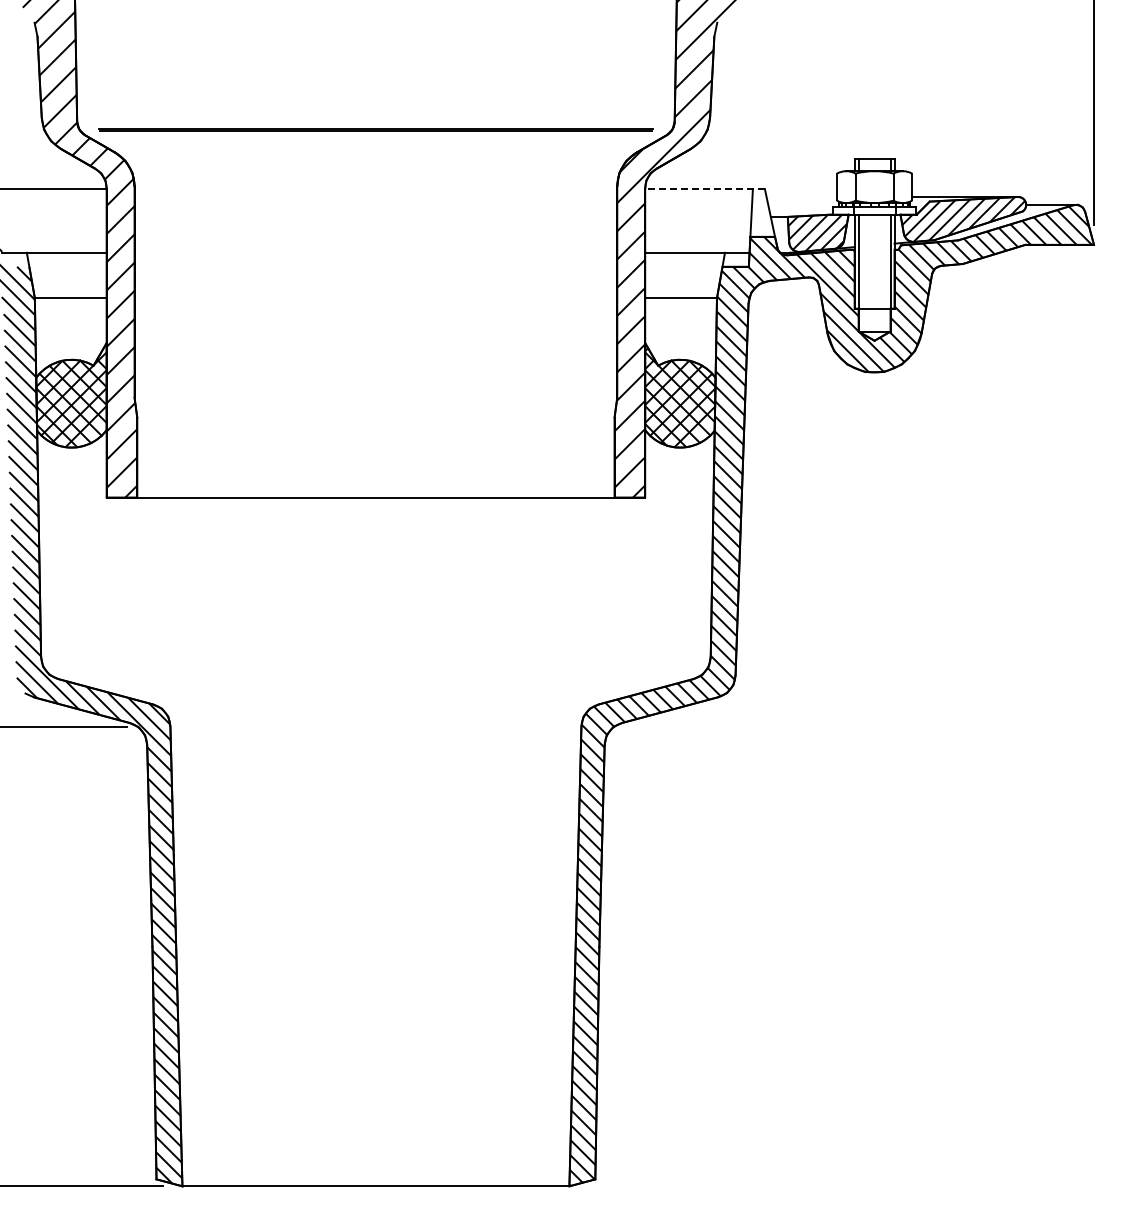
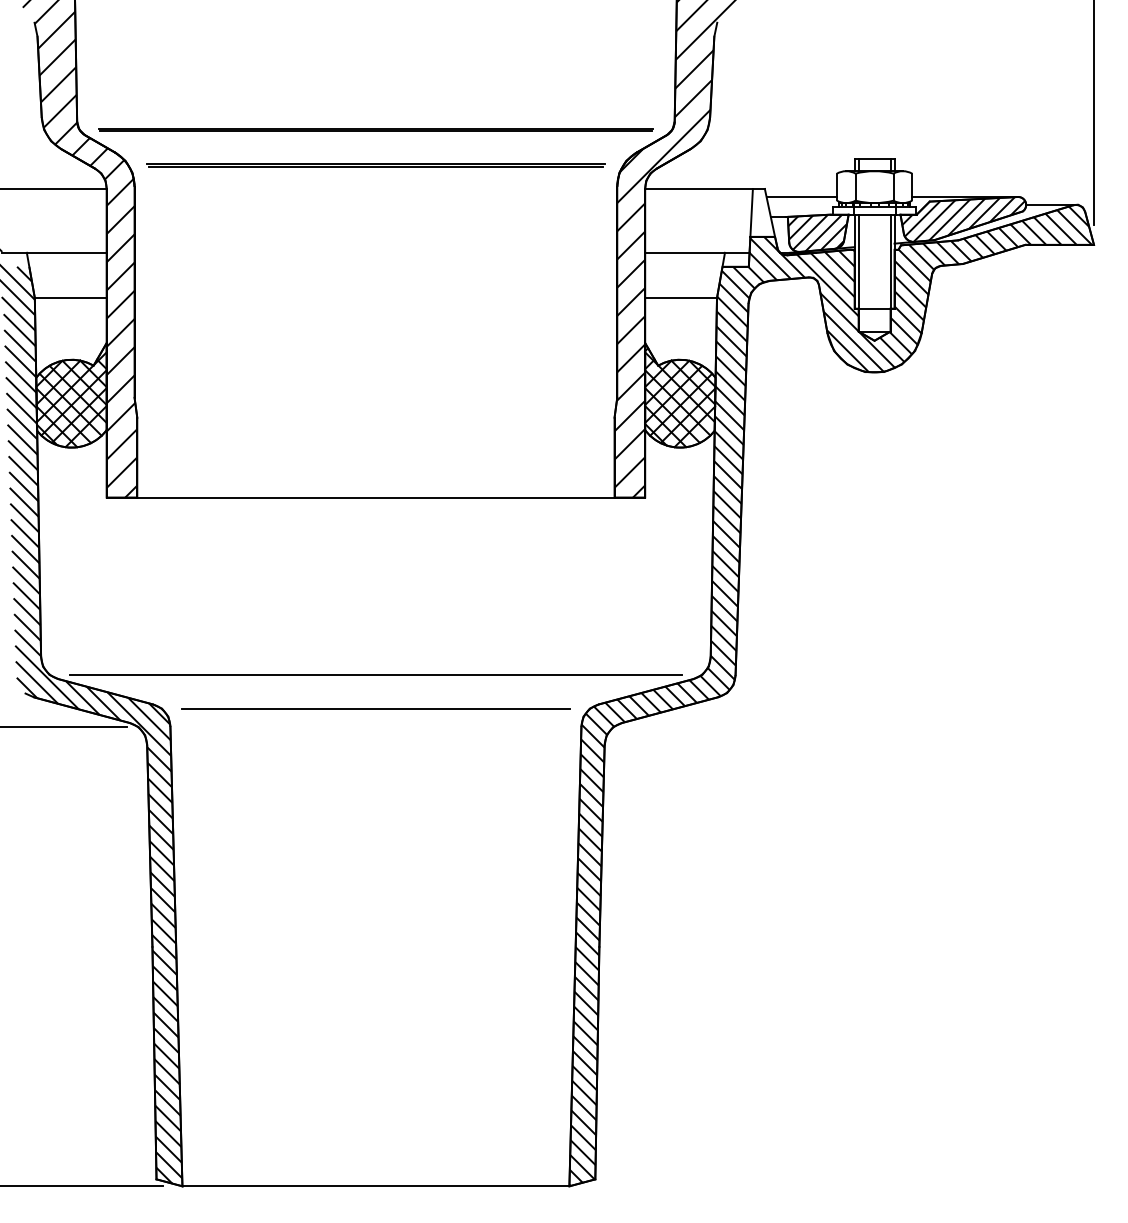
line: none -> present (375, 164)
line: dashed -> solid (705, 188)
line: none -> present (801, 196)
line: none -> present (375, 674)
line: none -> present (375, 708)
